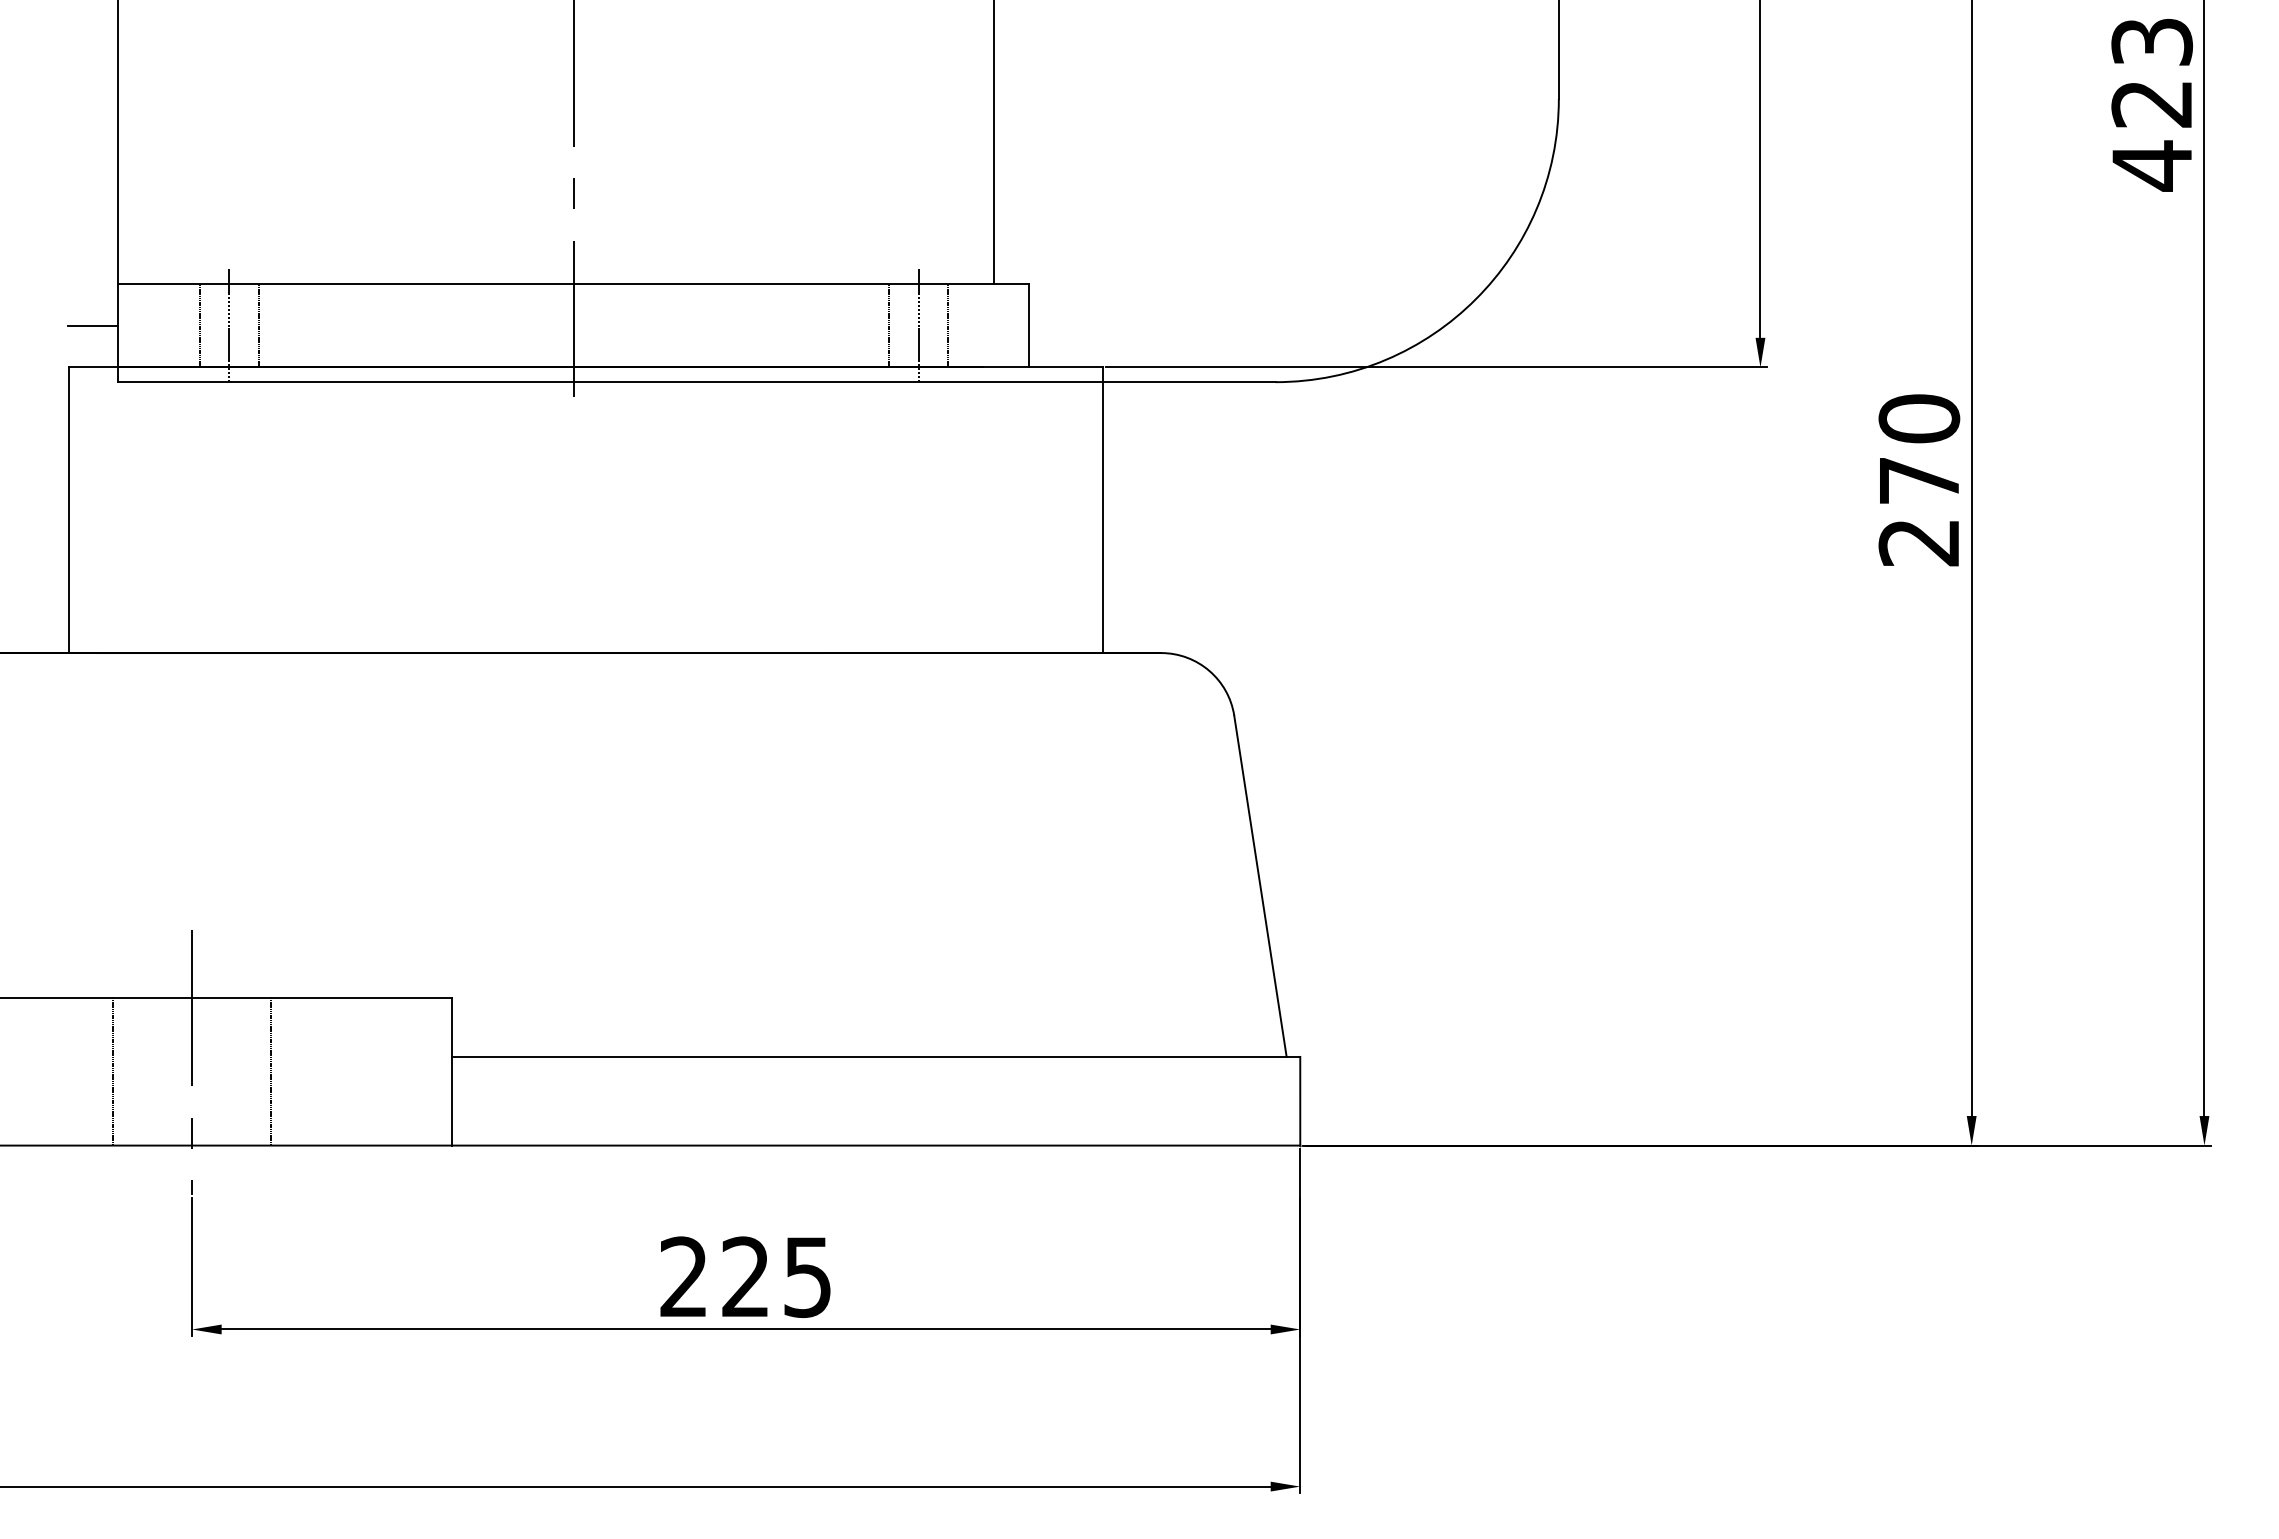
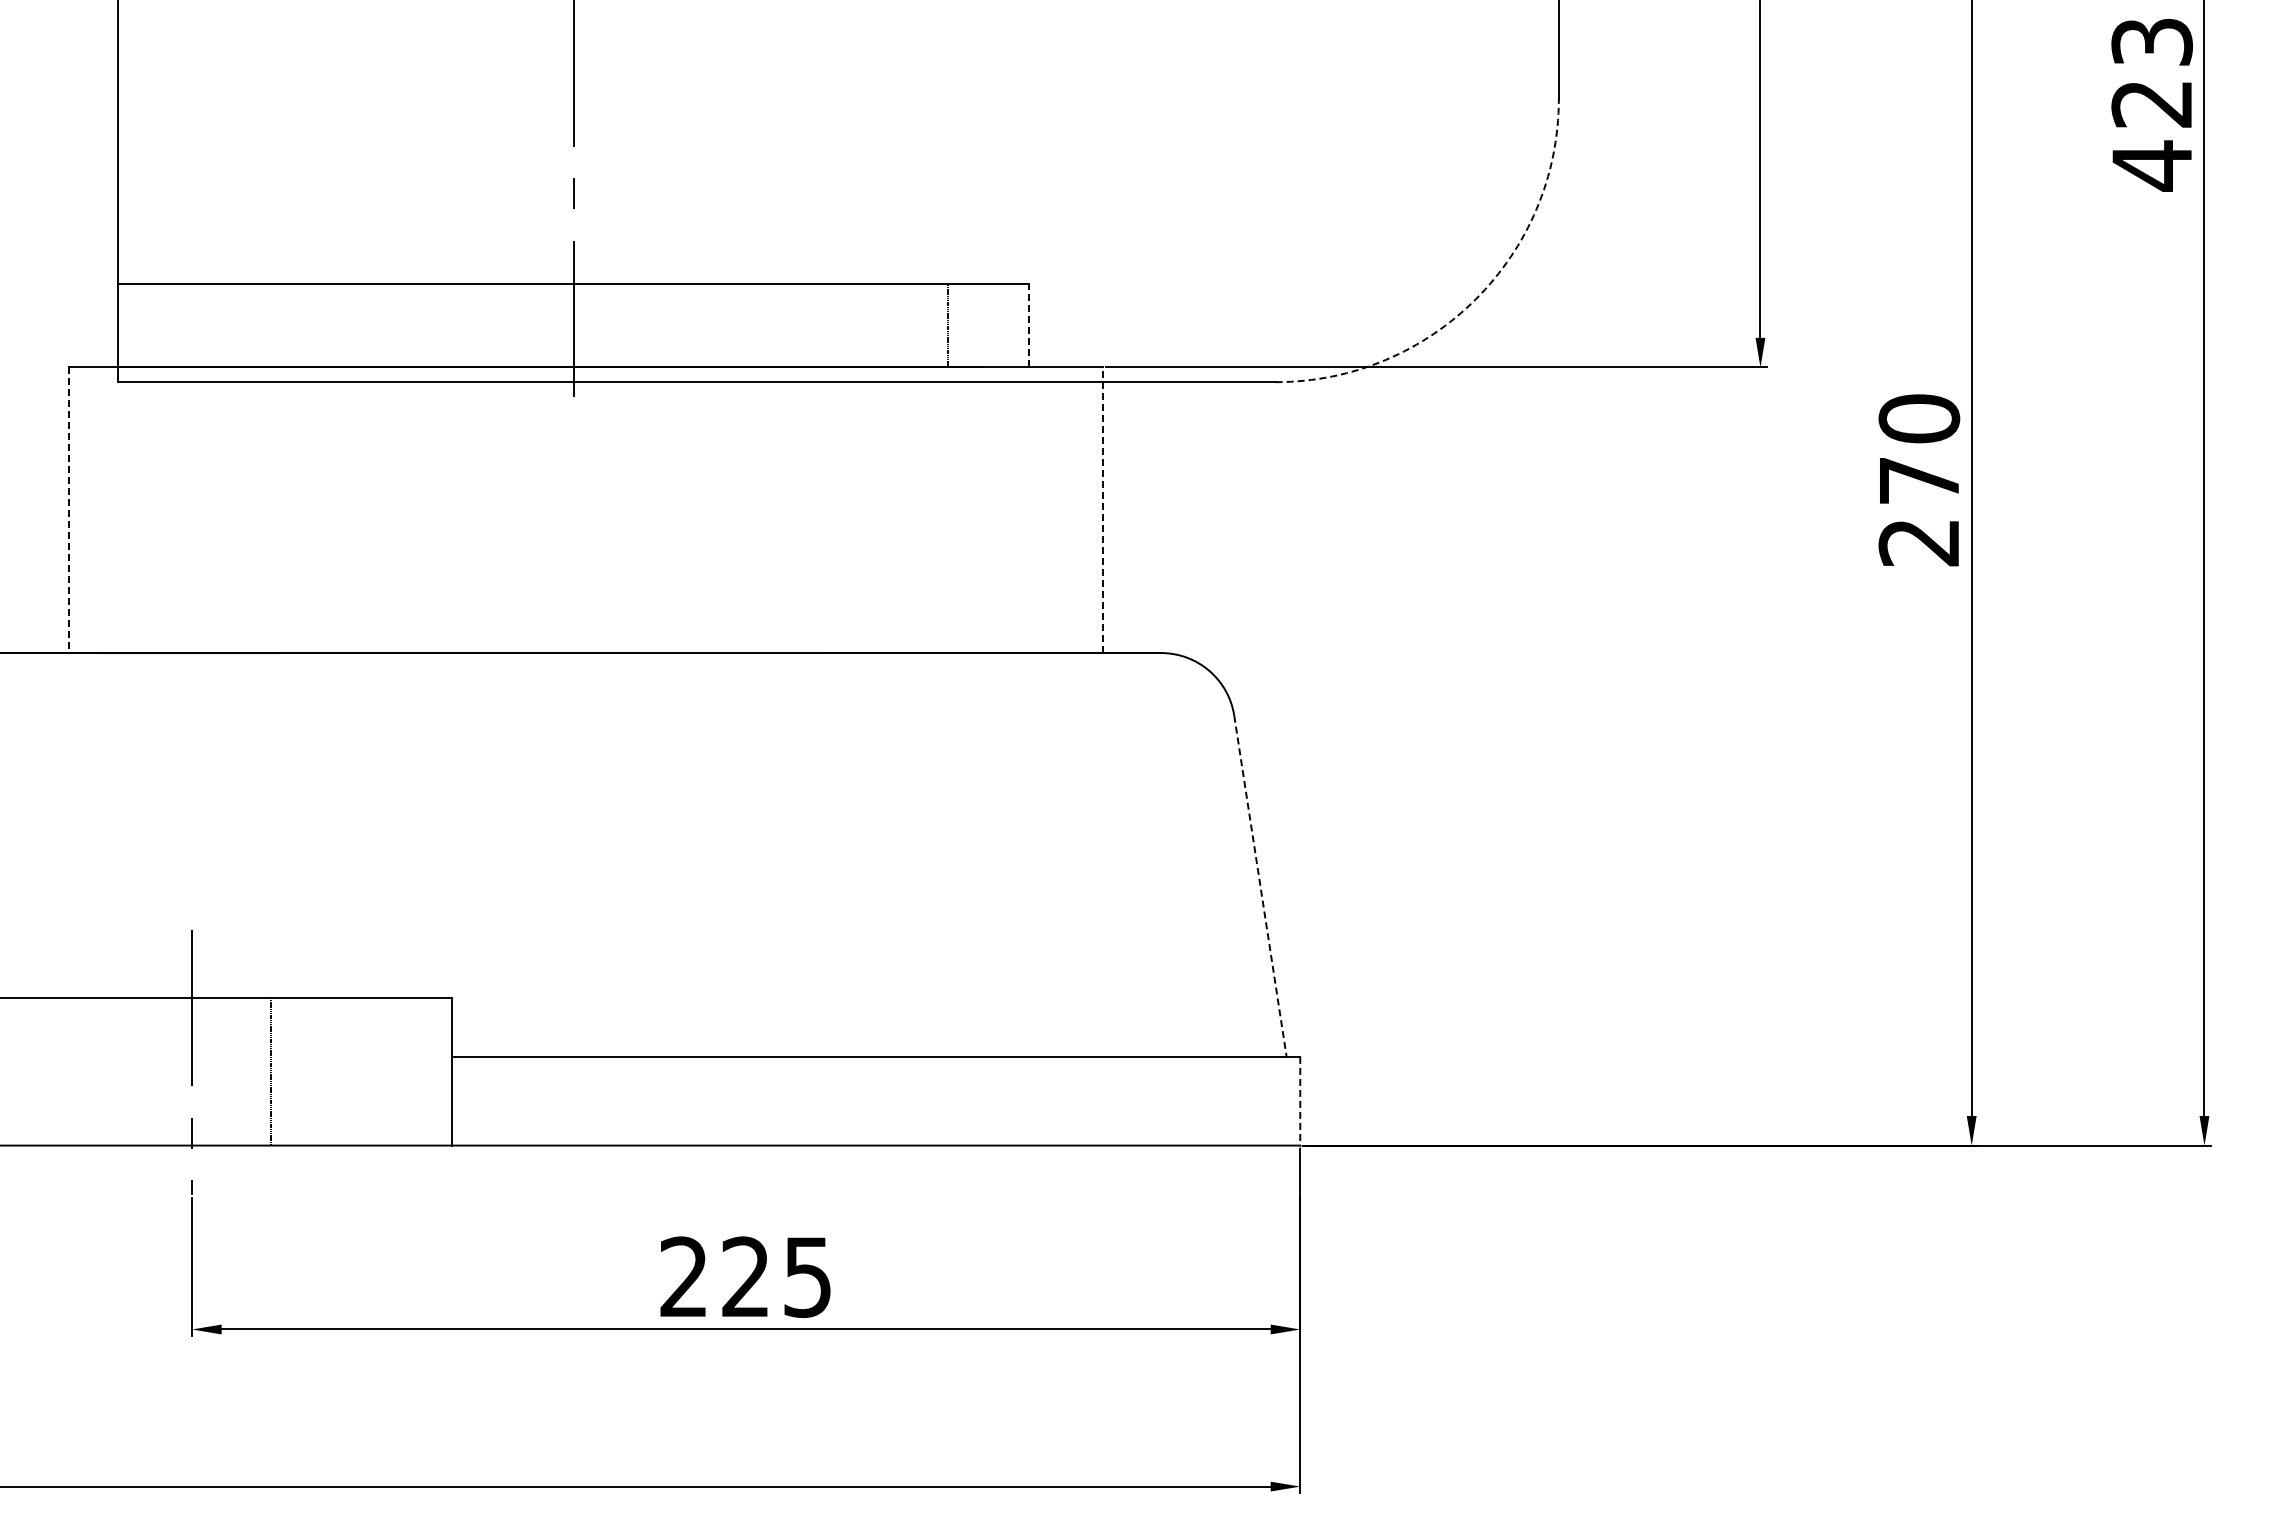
line: present -> none (993, 142)
arc: solid -> dashed (1475, 299)
line: present -> none (92, 325)
line: present -> none (199, 325)
line: present -> none (229, 325)
line: present -> none (258, 325)
line: present -> none (889, 325)
line: present -> none (918, 325)
line: solid -> dashed (1029, 325)
line: solid -> dashed (68, 510)
line: solid -> dashed (1103, 510)
line: solid -> dashed (1260, 886)
line: present -> none (112, 1071)
line: solid -> dashed (1300, 1101)
